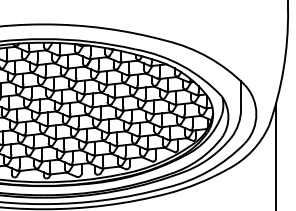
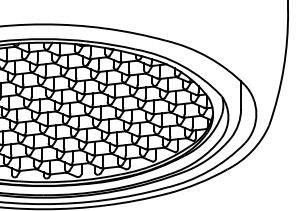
line: present -> none (275, 155)
